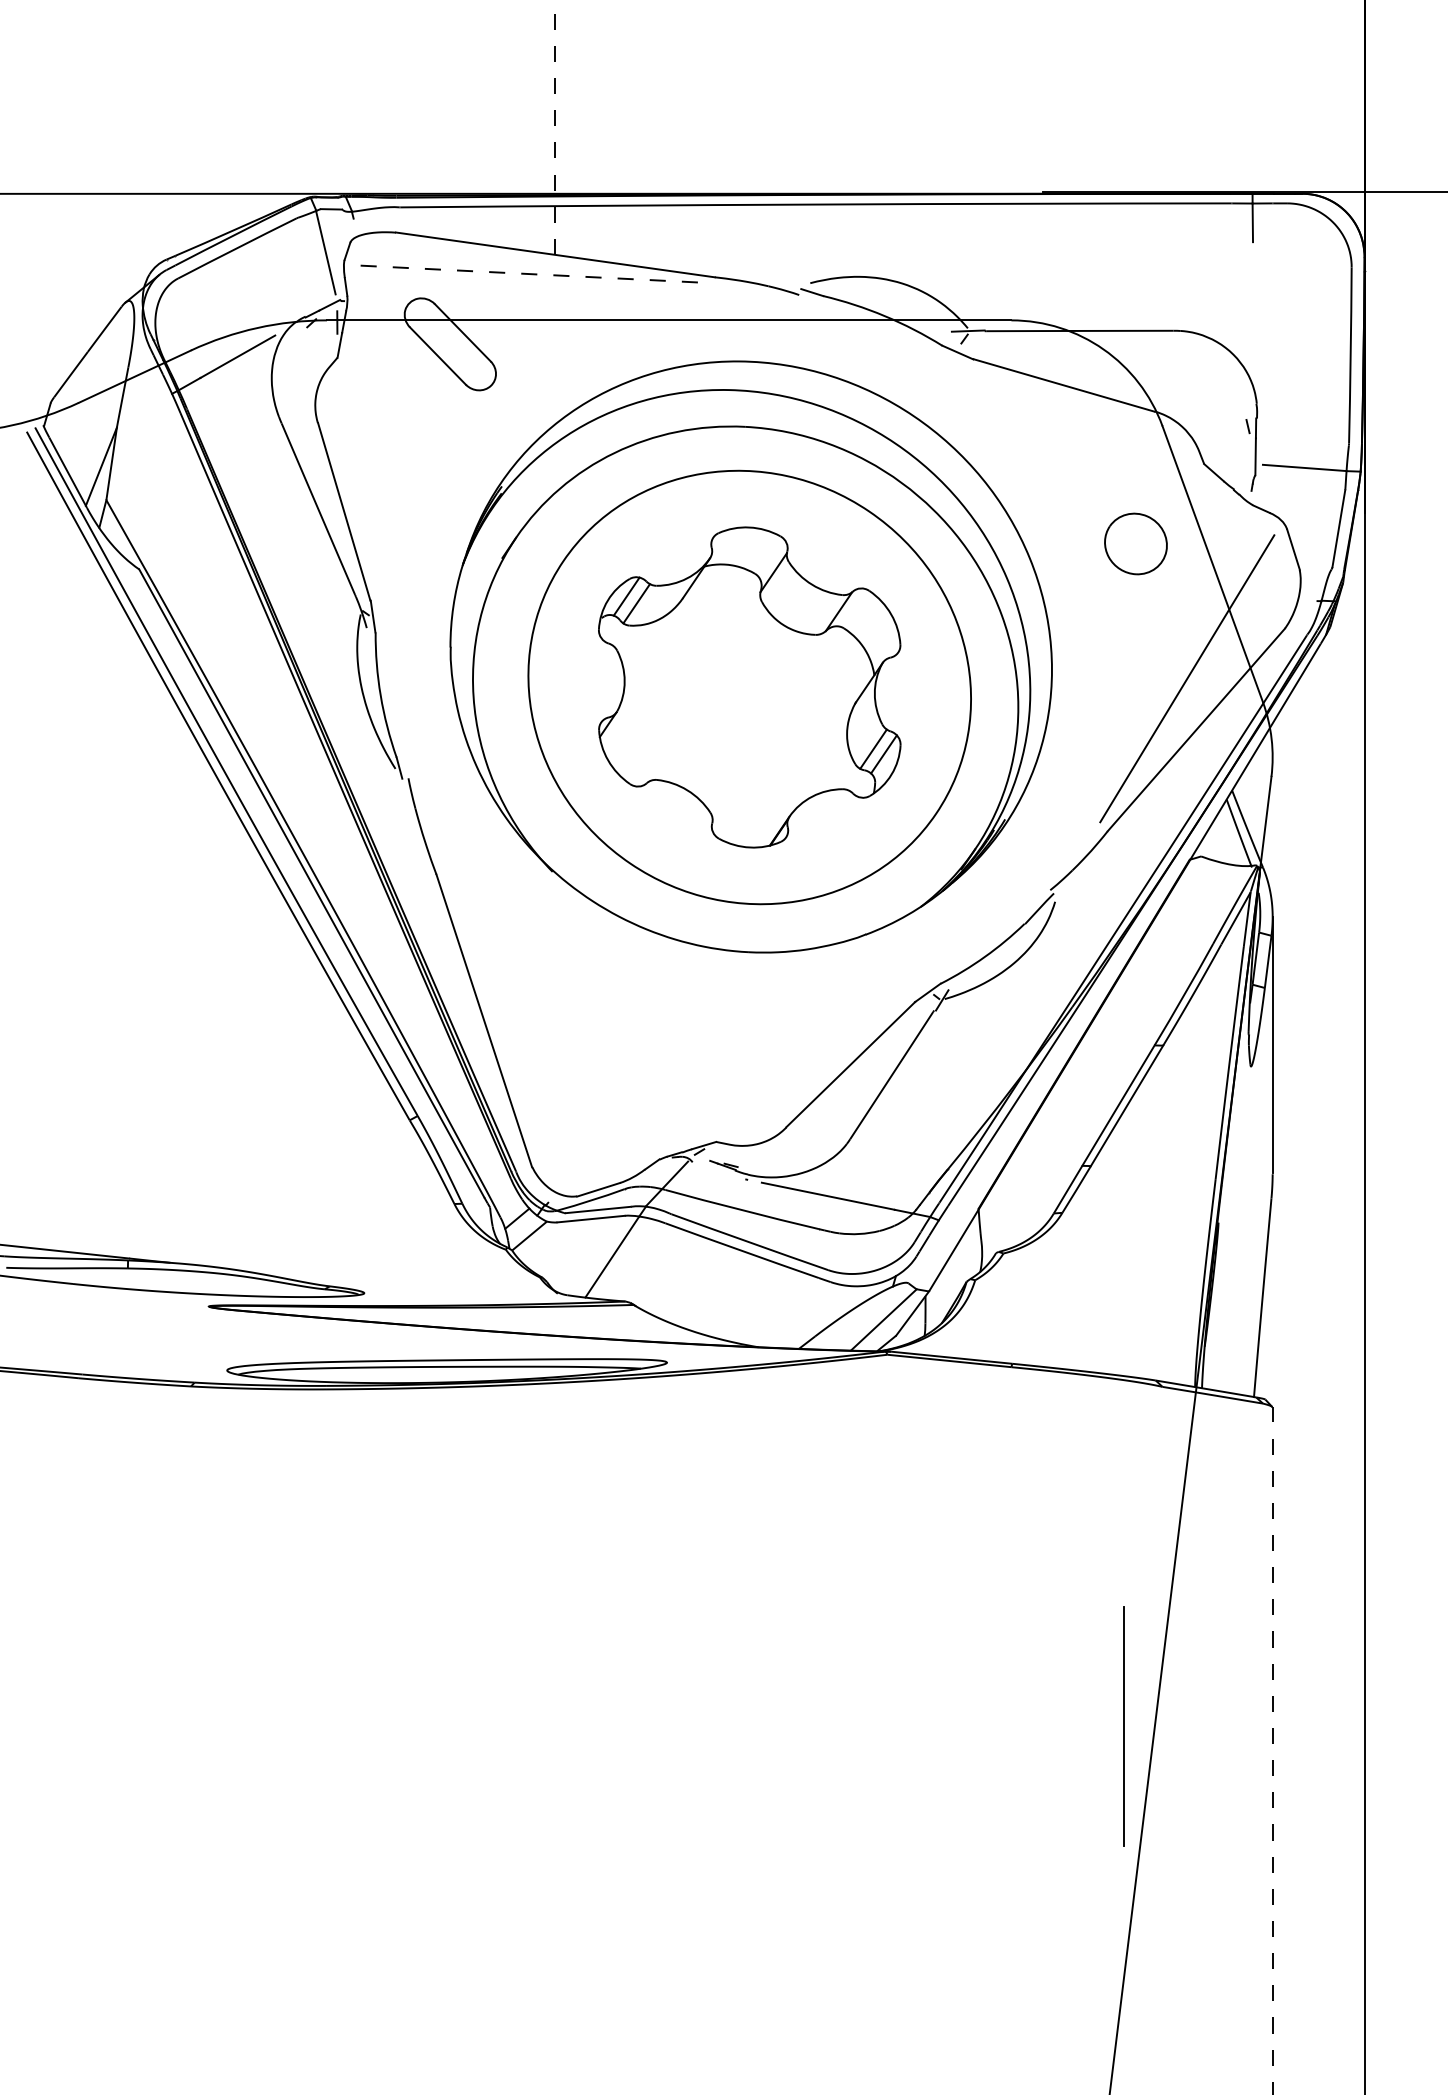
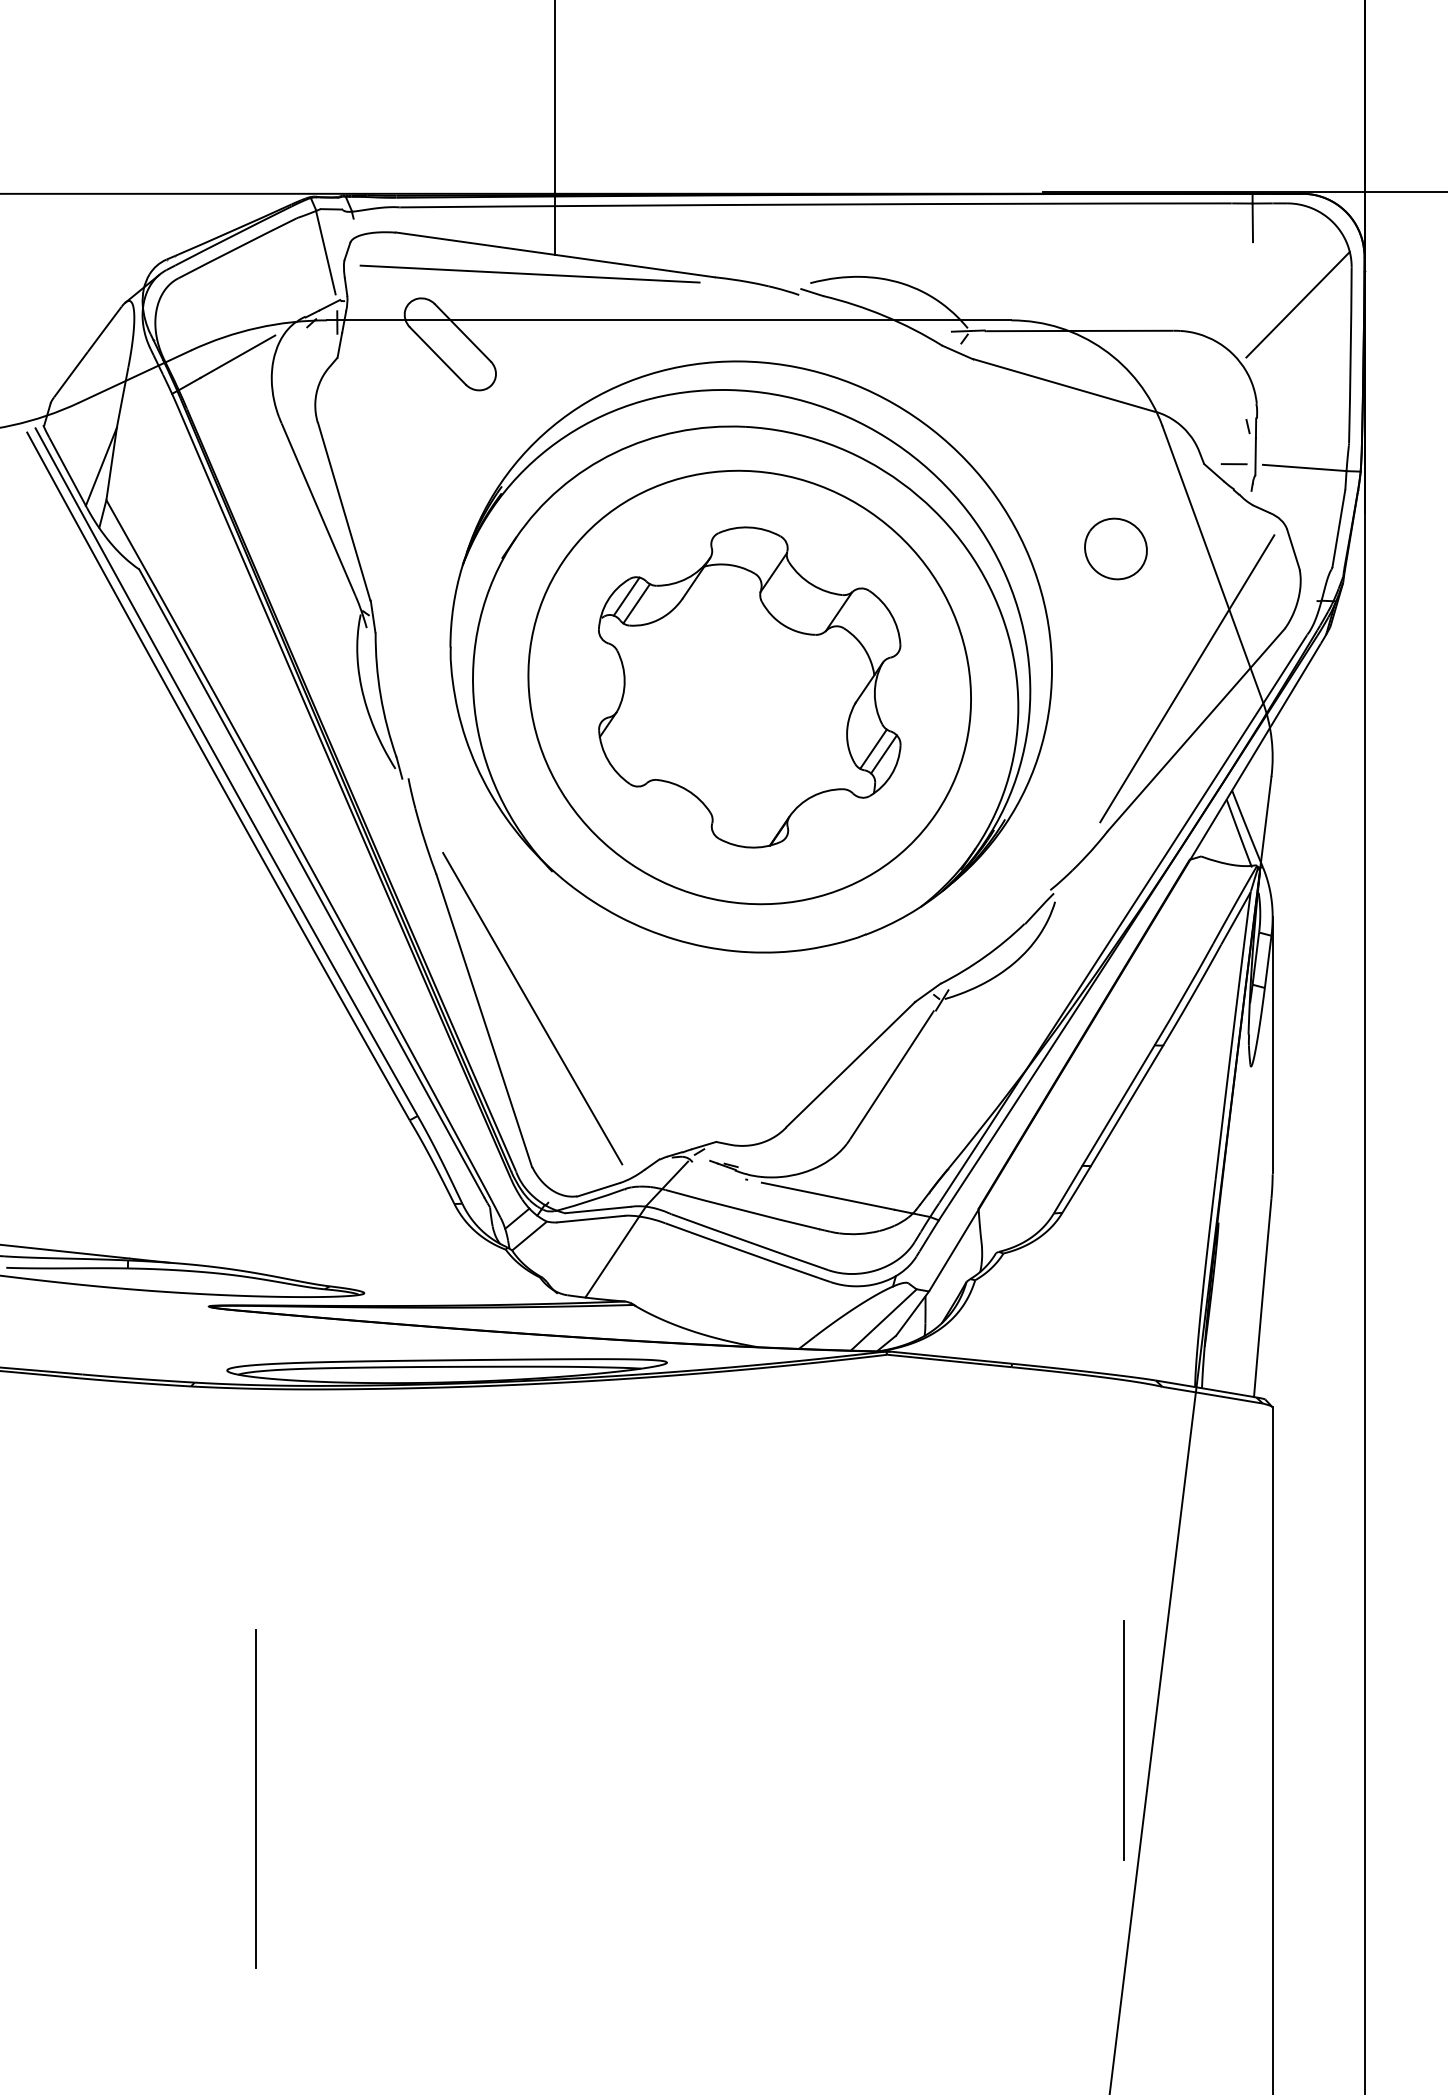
line: dashed -> solid (555, 127)
line: dashed -> solid (530, 274)
line: none -> present (1297, 304)
line: none -> present (1233, 464)
part position: (1135, 543) -> (1115, 548) (1115, 548)
line: none -> present (532, 1008)
line position: (1123, 1726) -> (1123, 1740) (1123, 1740)
line: dashed -> solid (1272, 1751)
line: none -> present (255, 1799)
